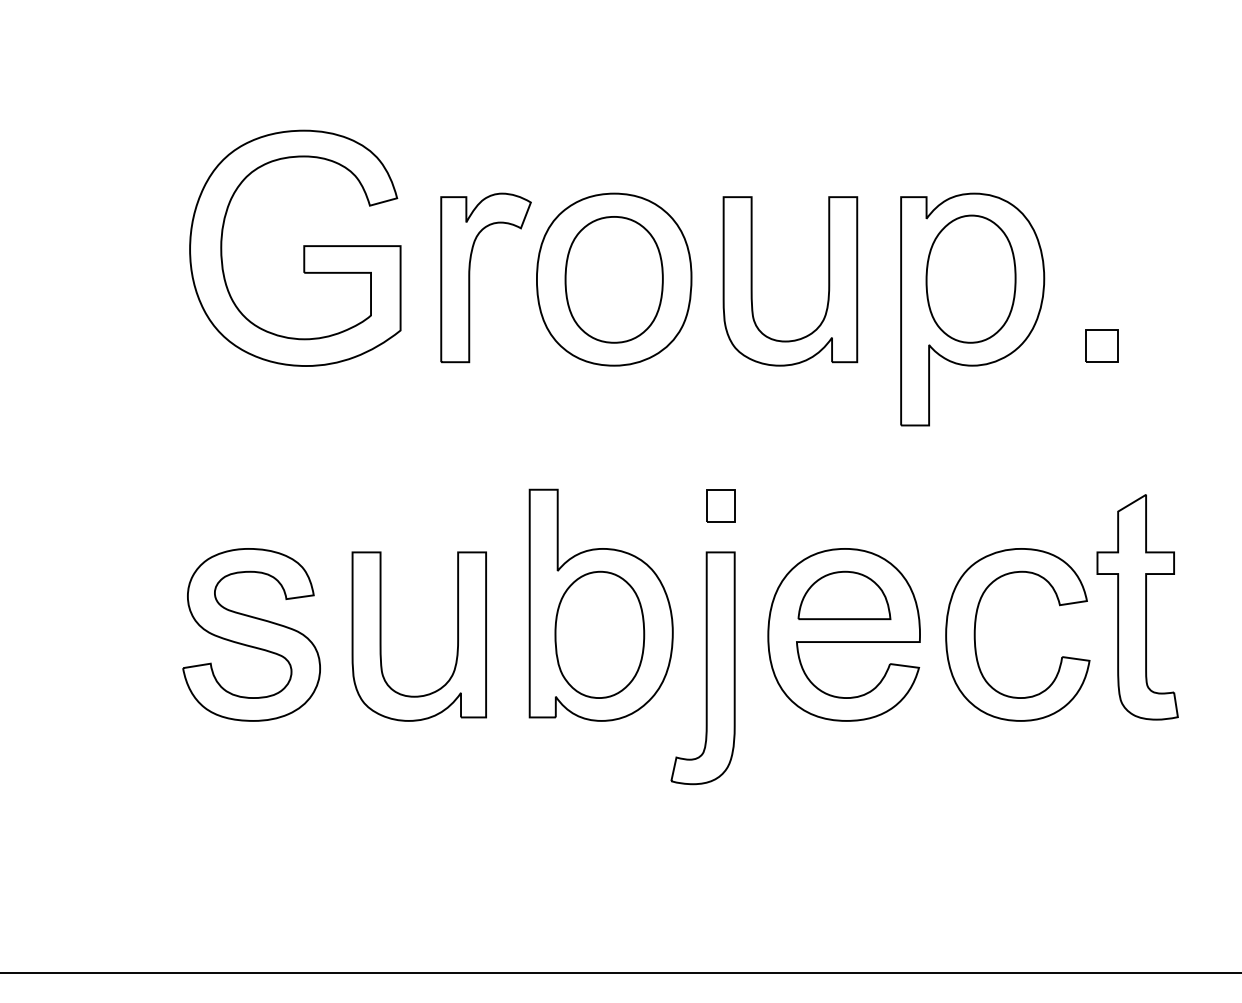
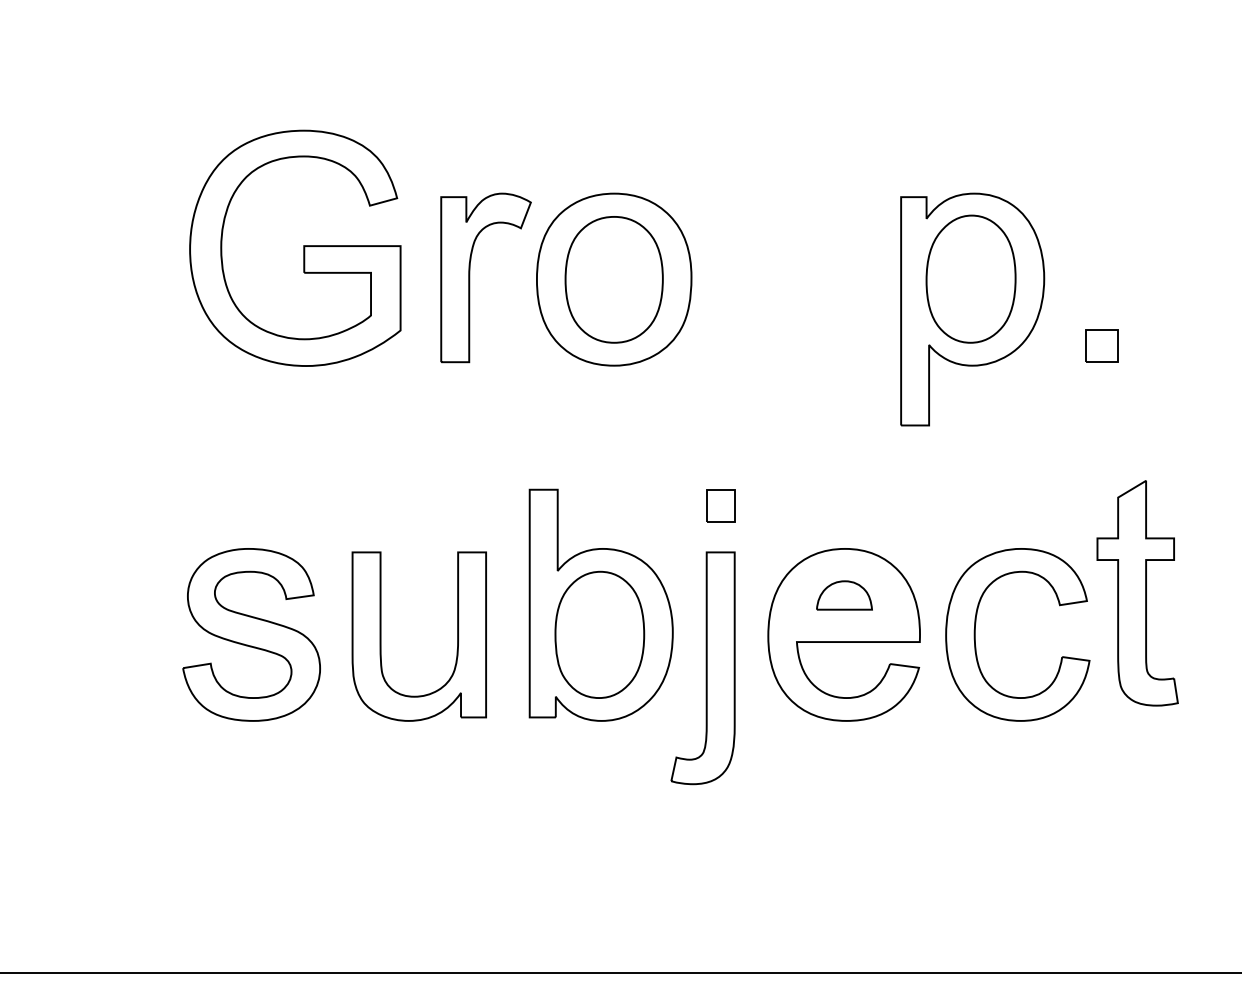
part: present -> none (752, 281)
part size: 95x51 px -> 57x31 px (844, 595)
part position: (1137, 607) -> (1137, 593) (1137, 593)
